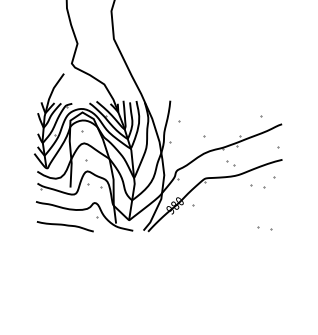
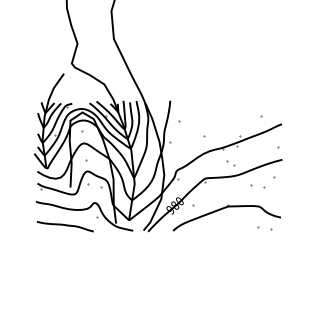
part: none -> present (223, 209)
